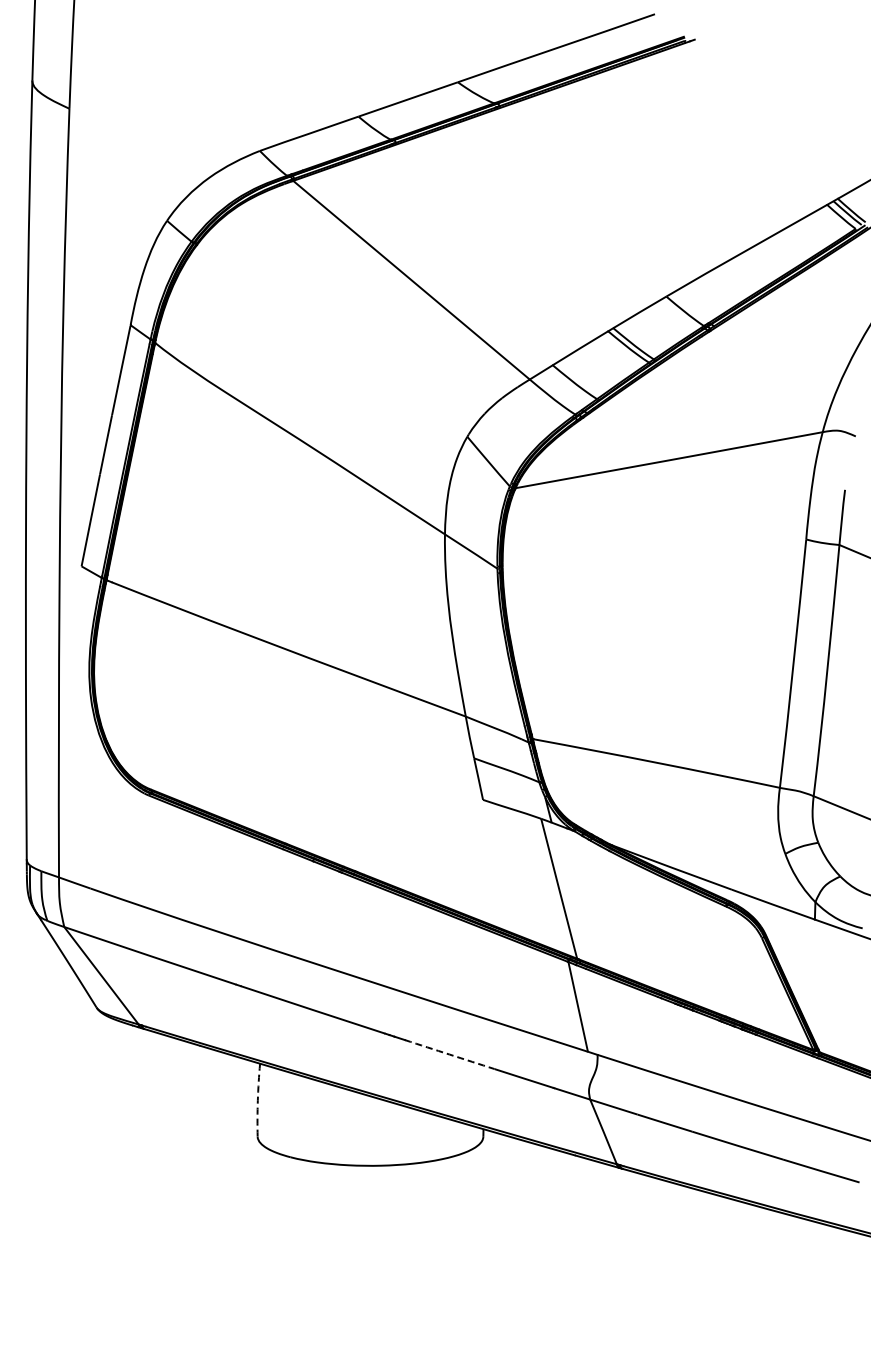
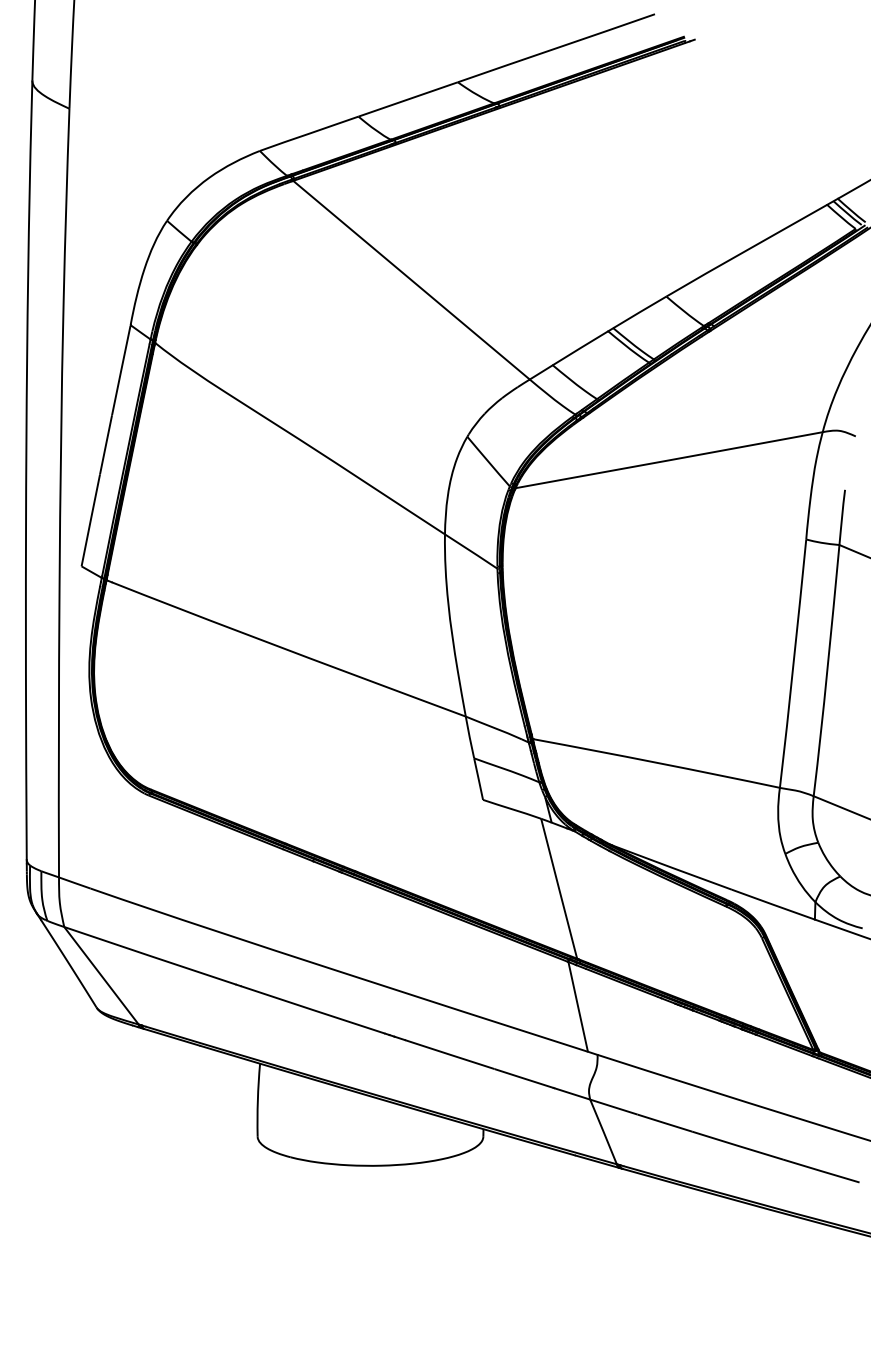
arc: dashed -> solid (449, 1054)
arc: dashed -> solid (257, 1100)
